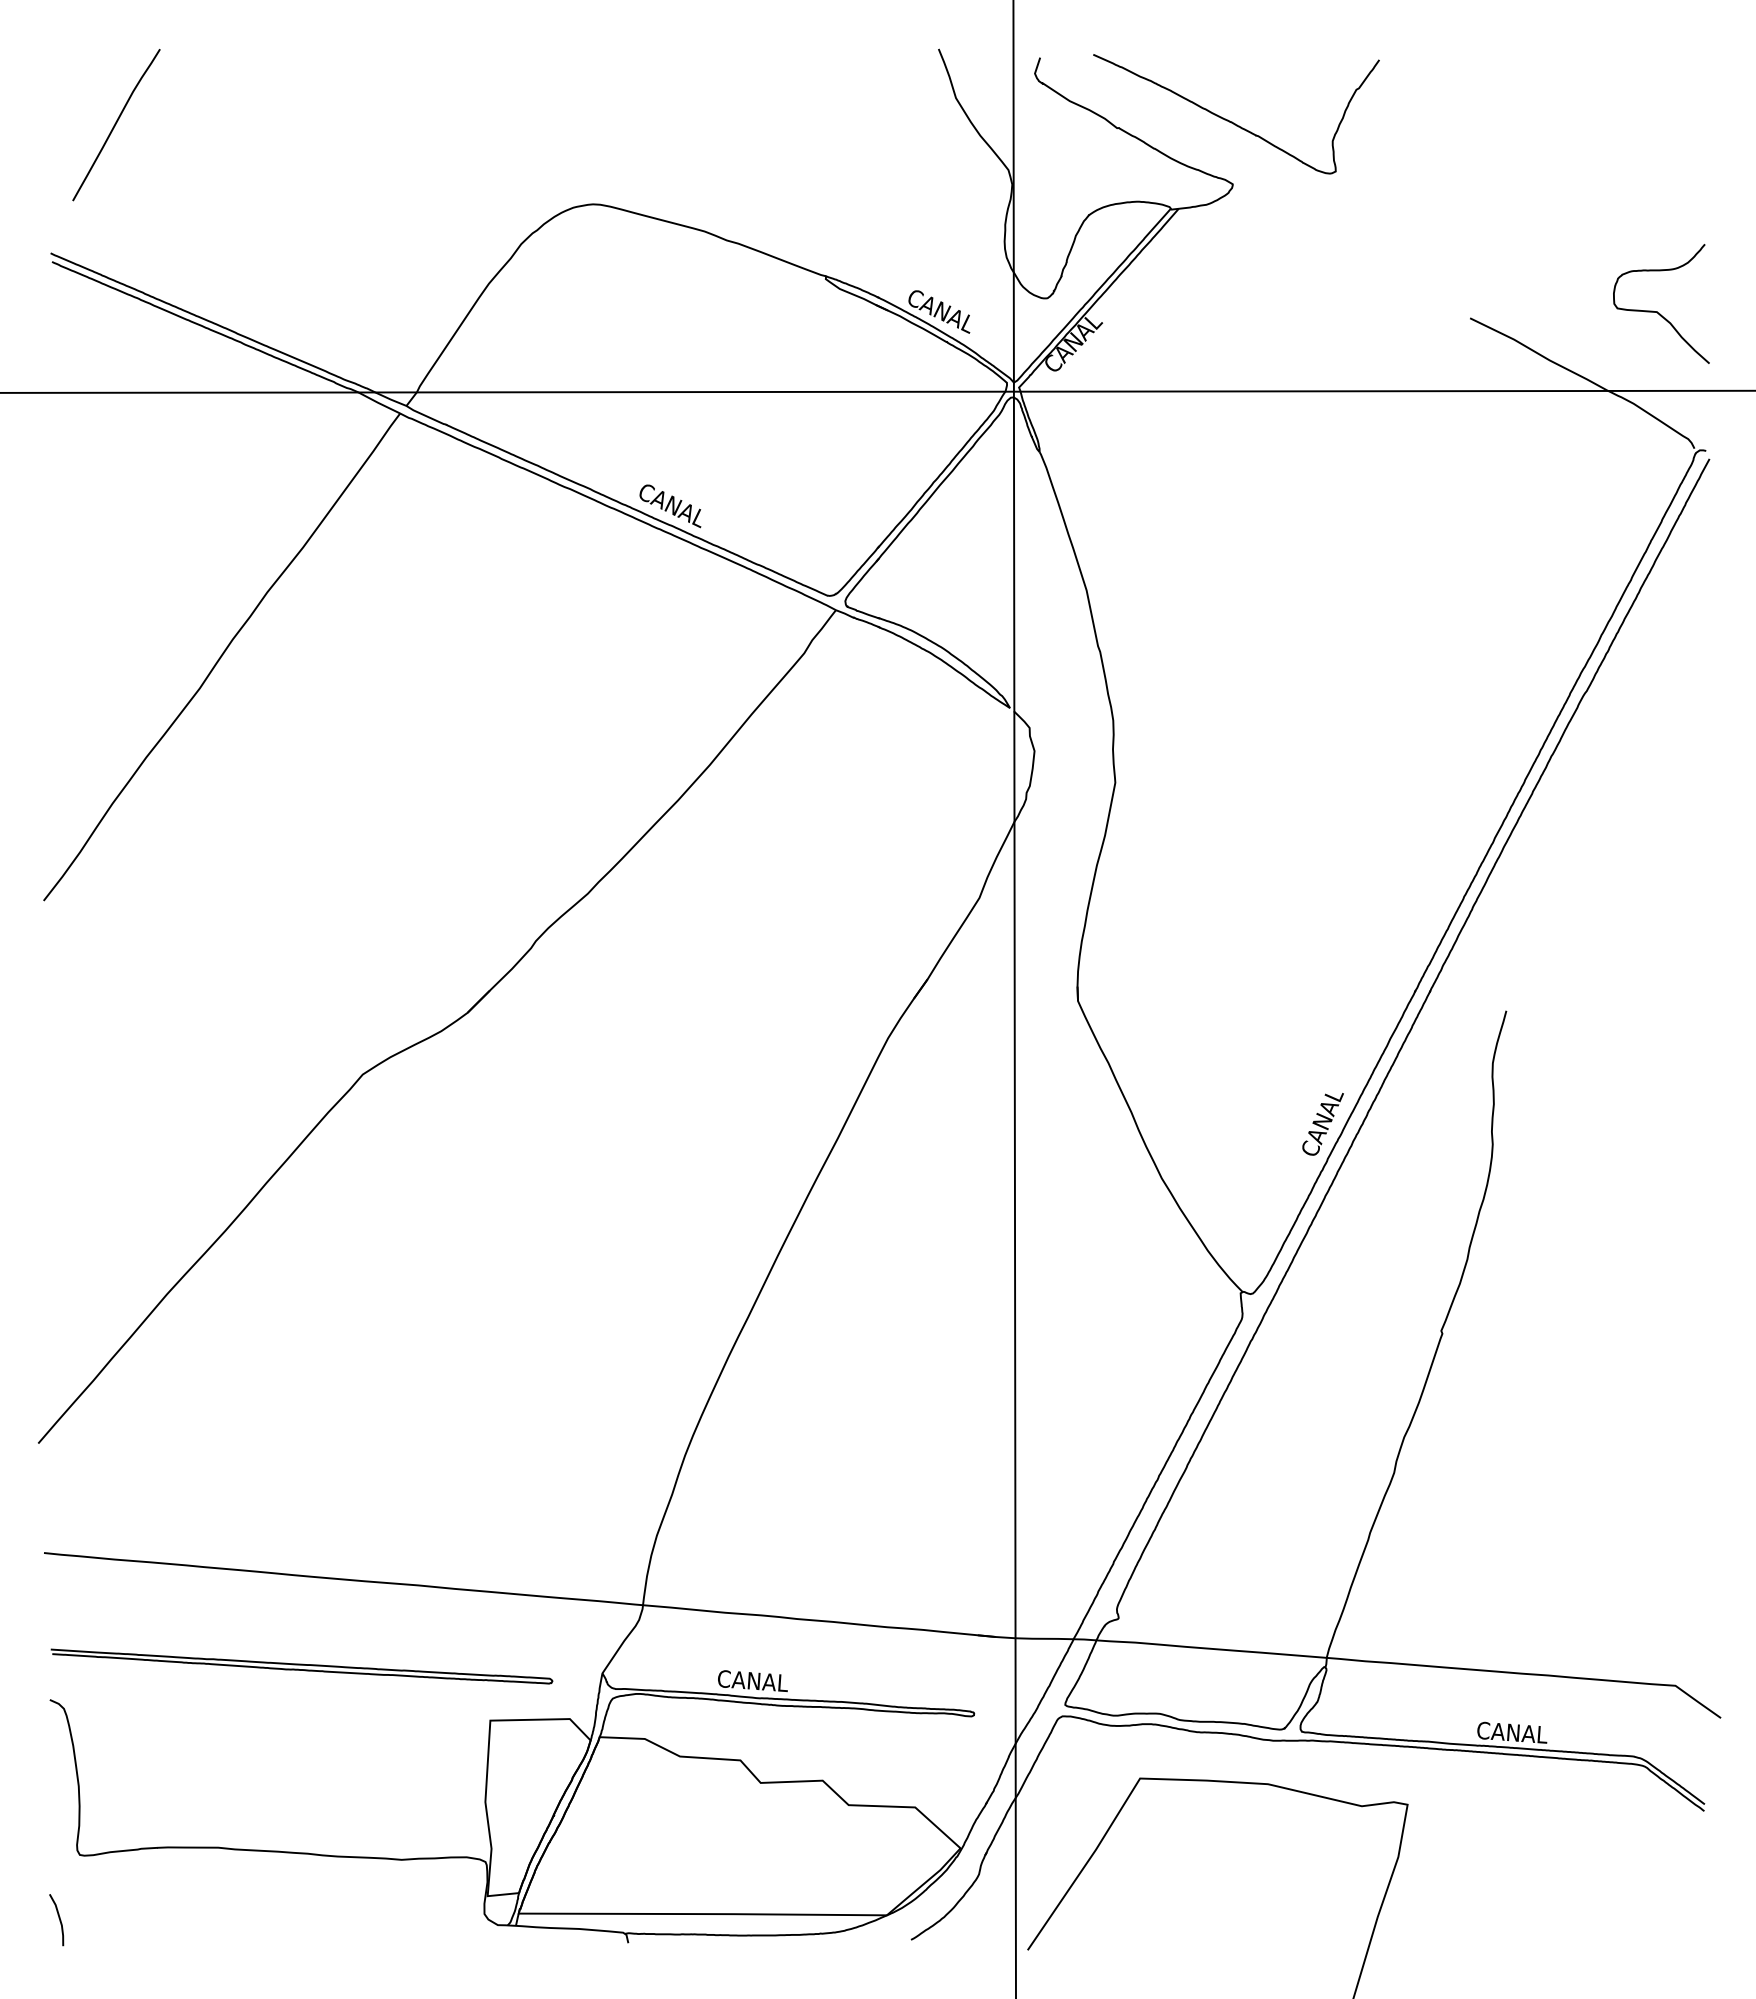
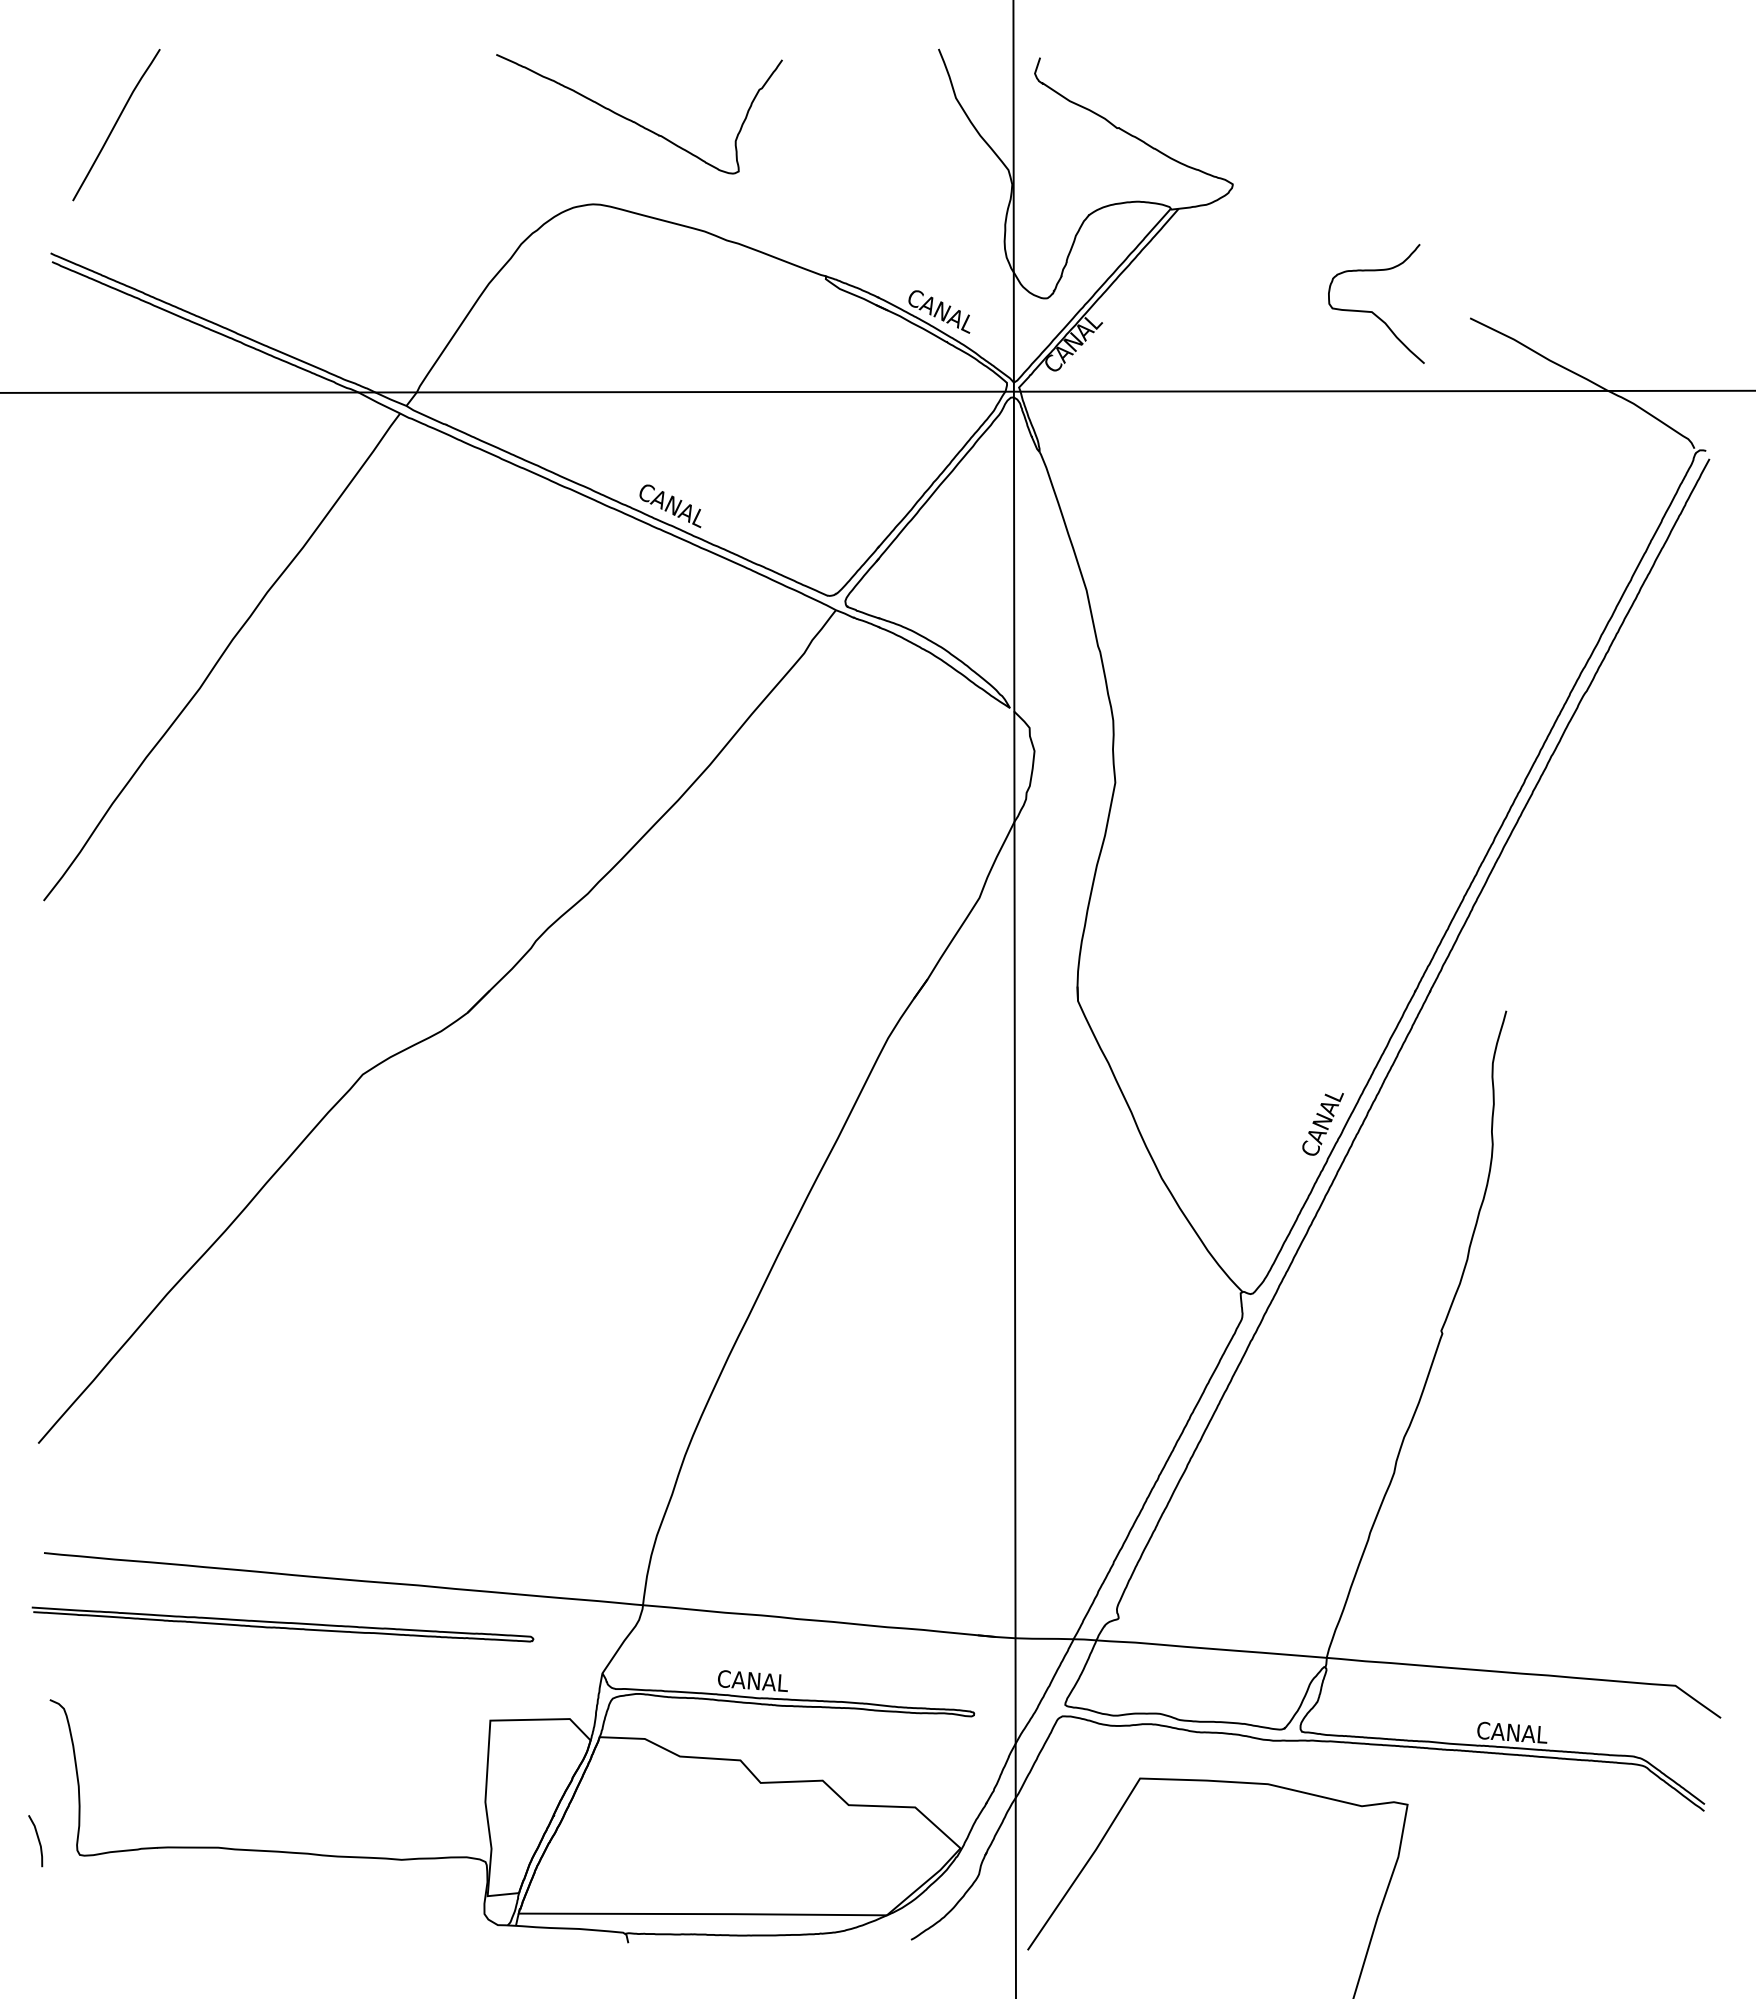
curve position: (1232, 121) -> (635, 121) (635, 121)
curve position: (1657, 311) -> (1372, 311) (1372, 311)
curve position: (301, 1665) -> (282, 1623) (282, 1623)
curve position: (58, 1918) -> (37, 1839) (37, 1839)
